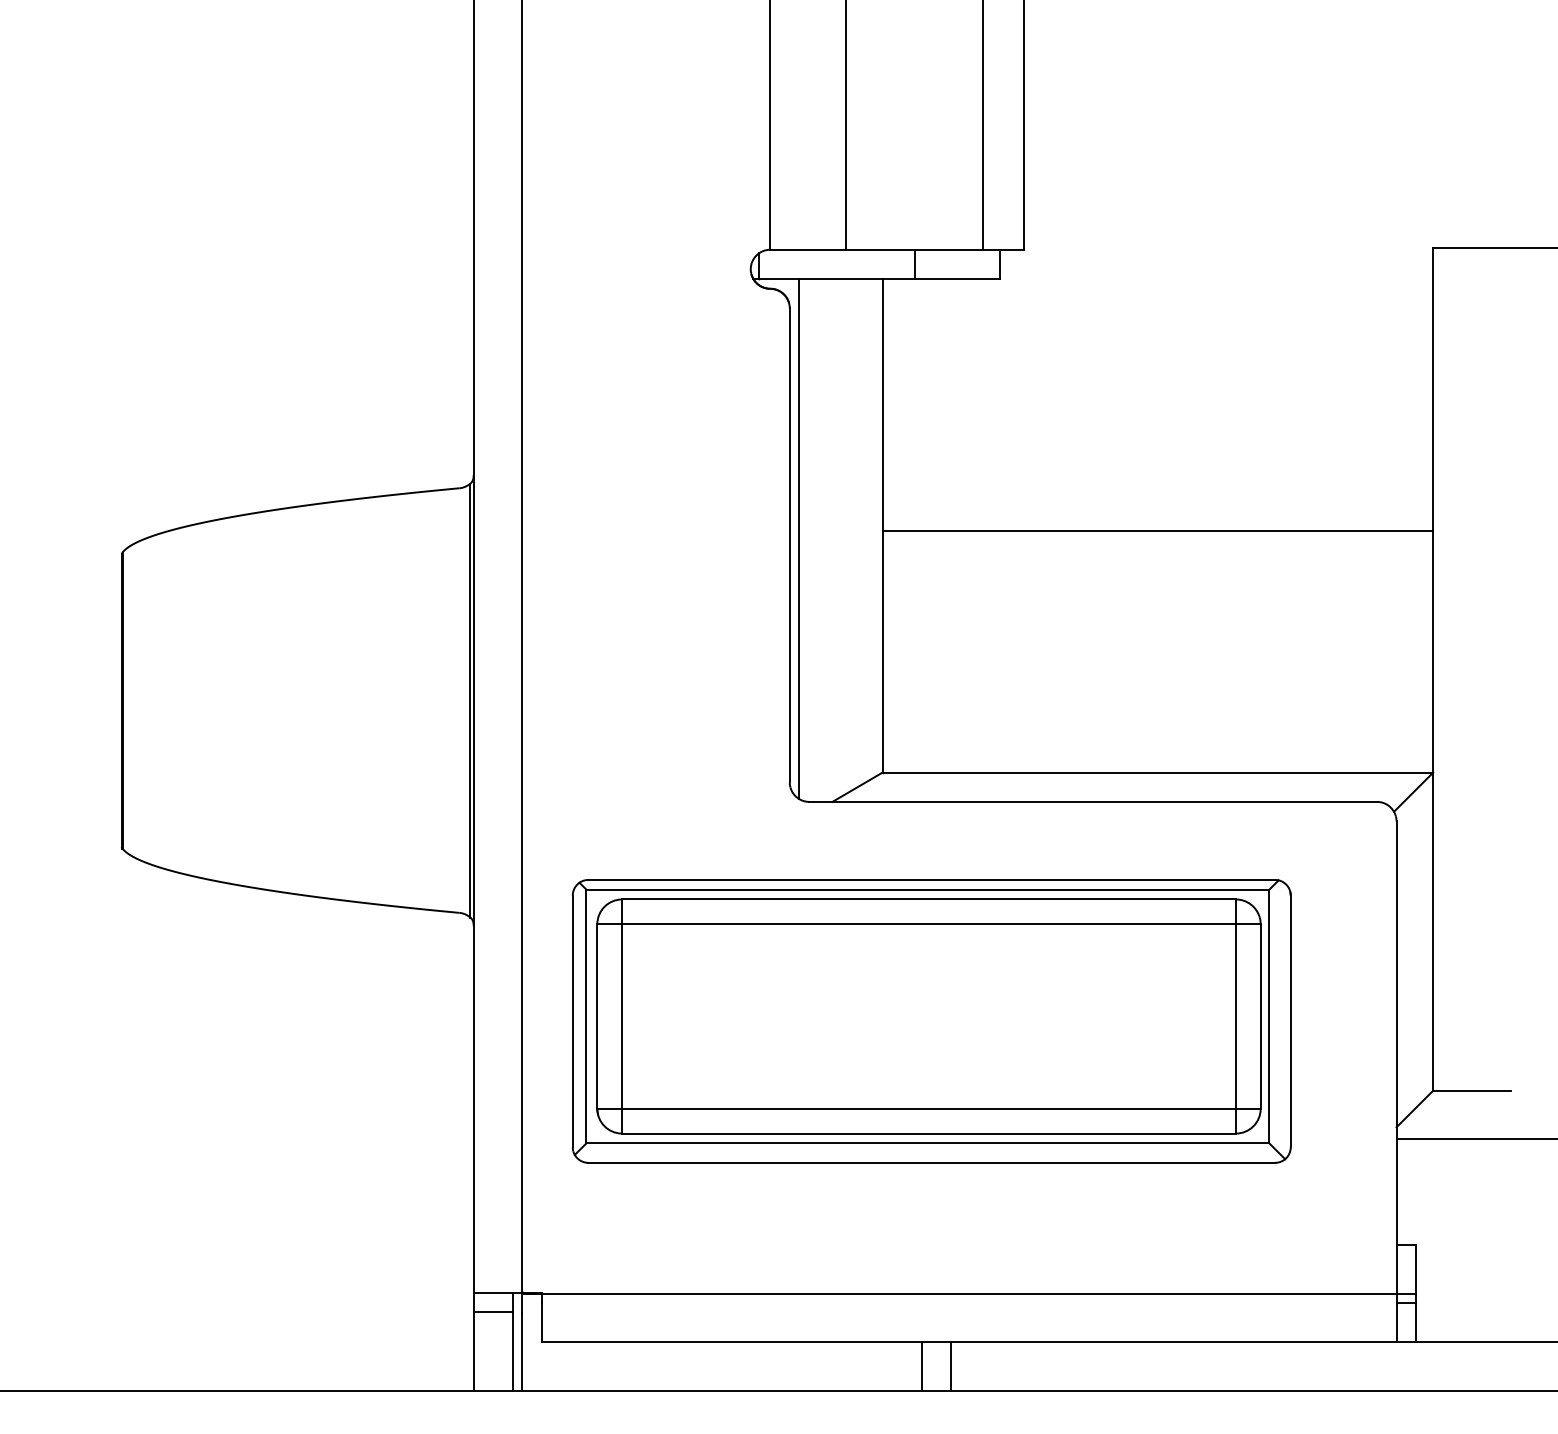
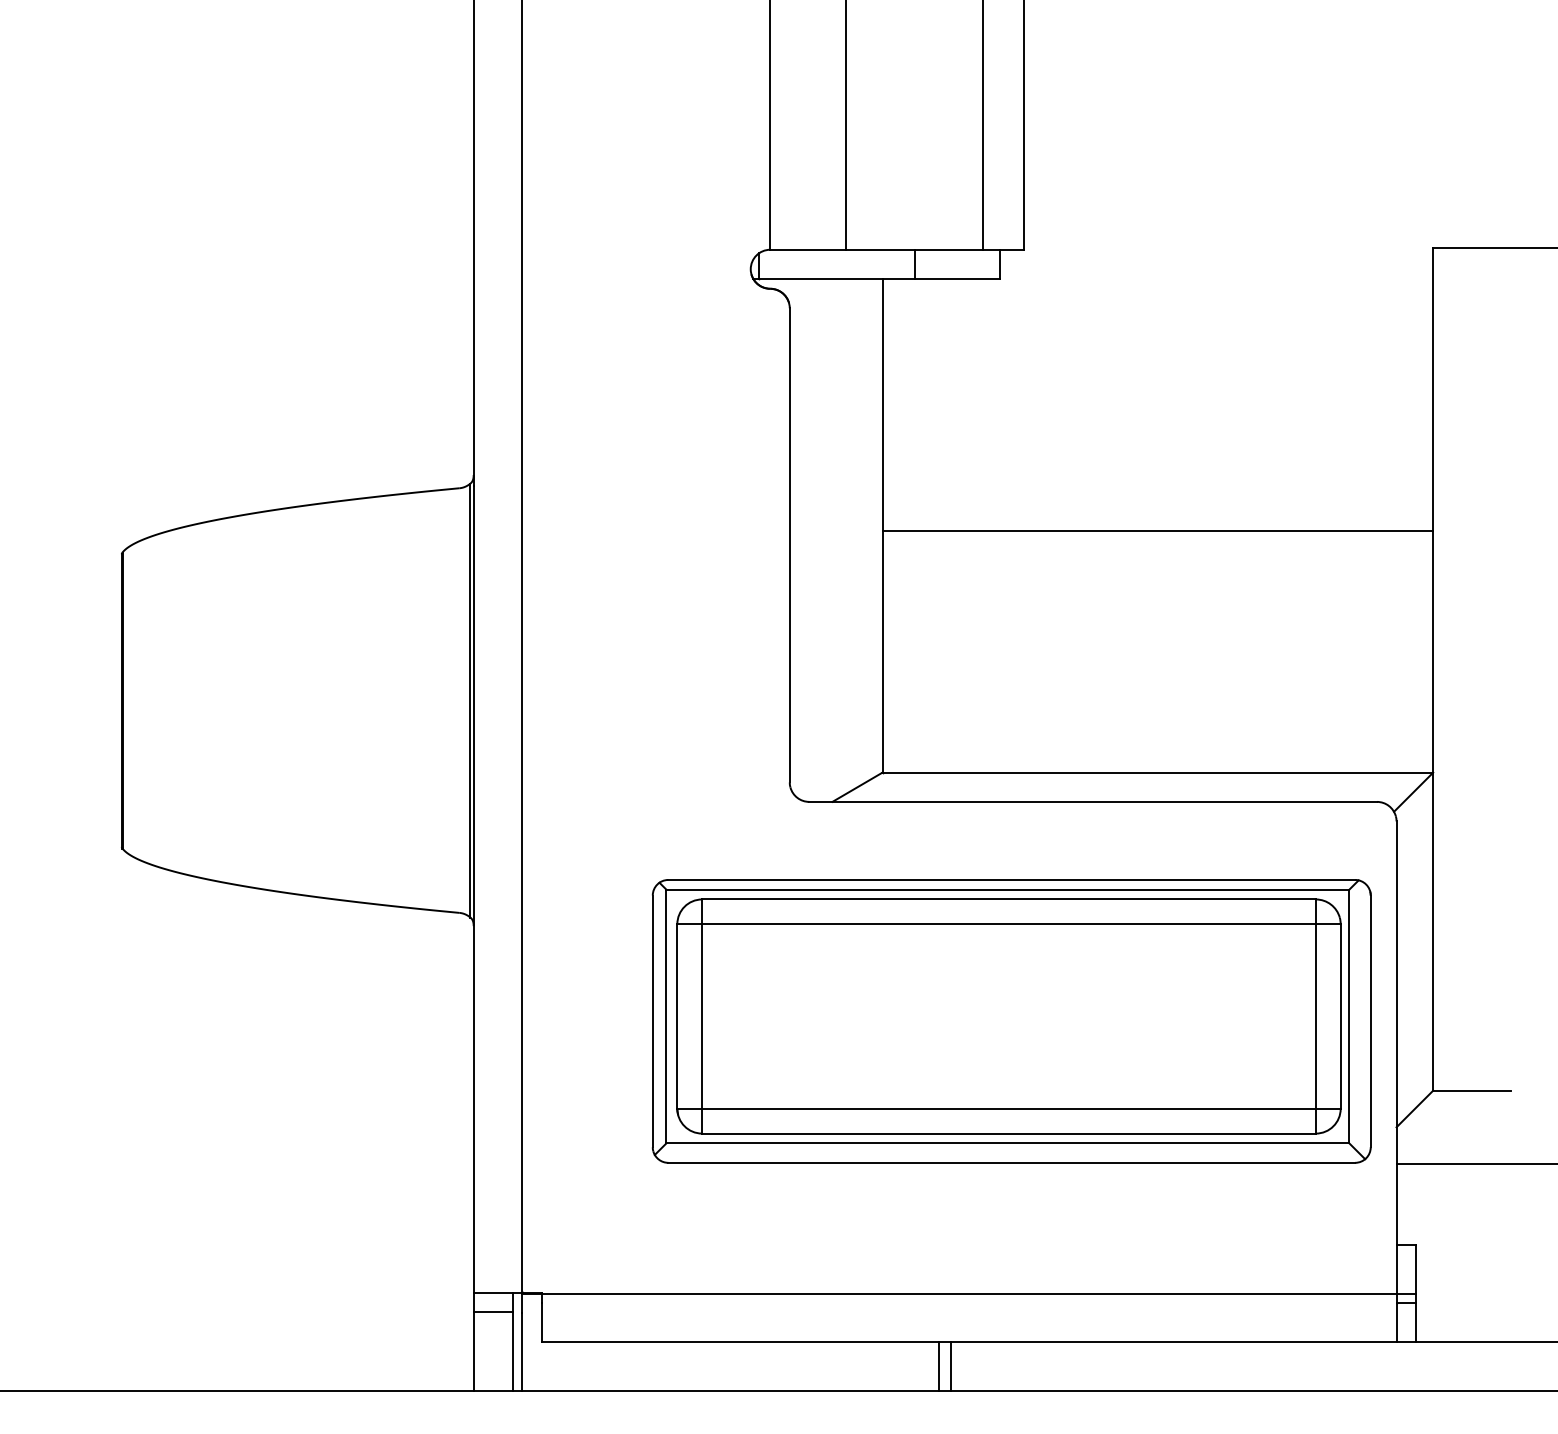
line: present -> none (799, 539)
part position: (931, 1021) -> (1011, 1021) (1011, 1021)
line position: (1475, 1139) -> (1475, 1164) (1475, 1164)
line position: (922, 1366) -> (939, 1366) (939, 1366)
